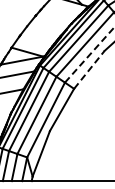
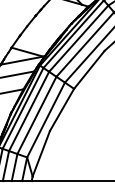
line: dashed -> solid (90, 54)
line: dashed -> solid (89, 69)
